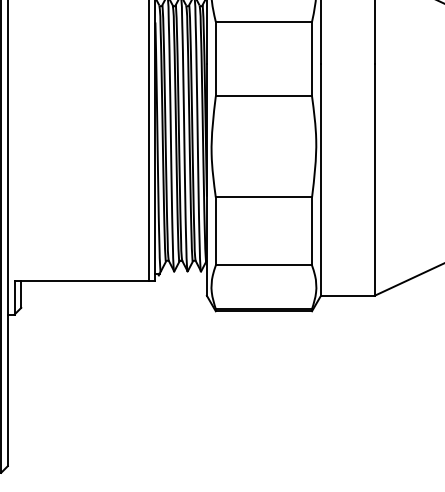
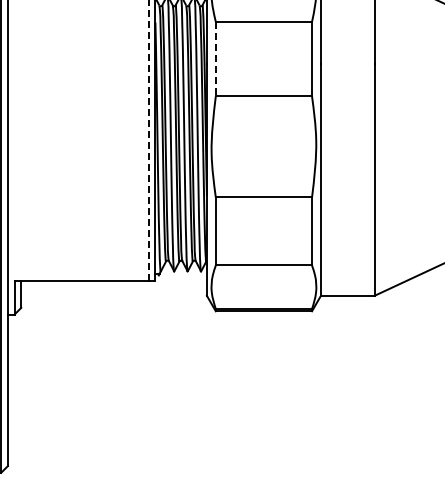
line: solid -> dashed (215, 59)
line: solid -> dashed (148, 140)
